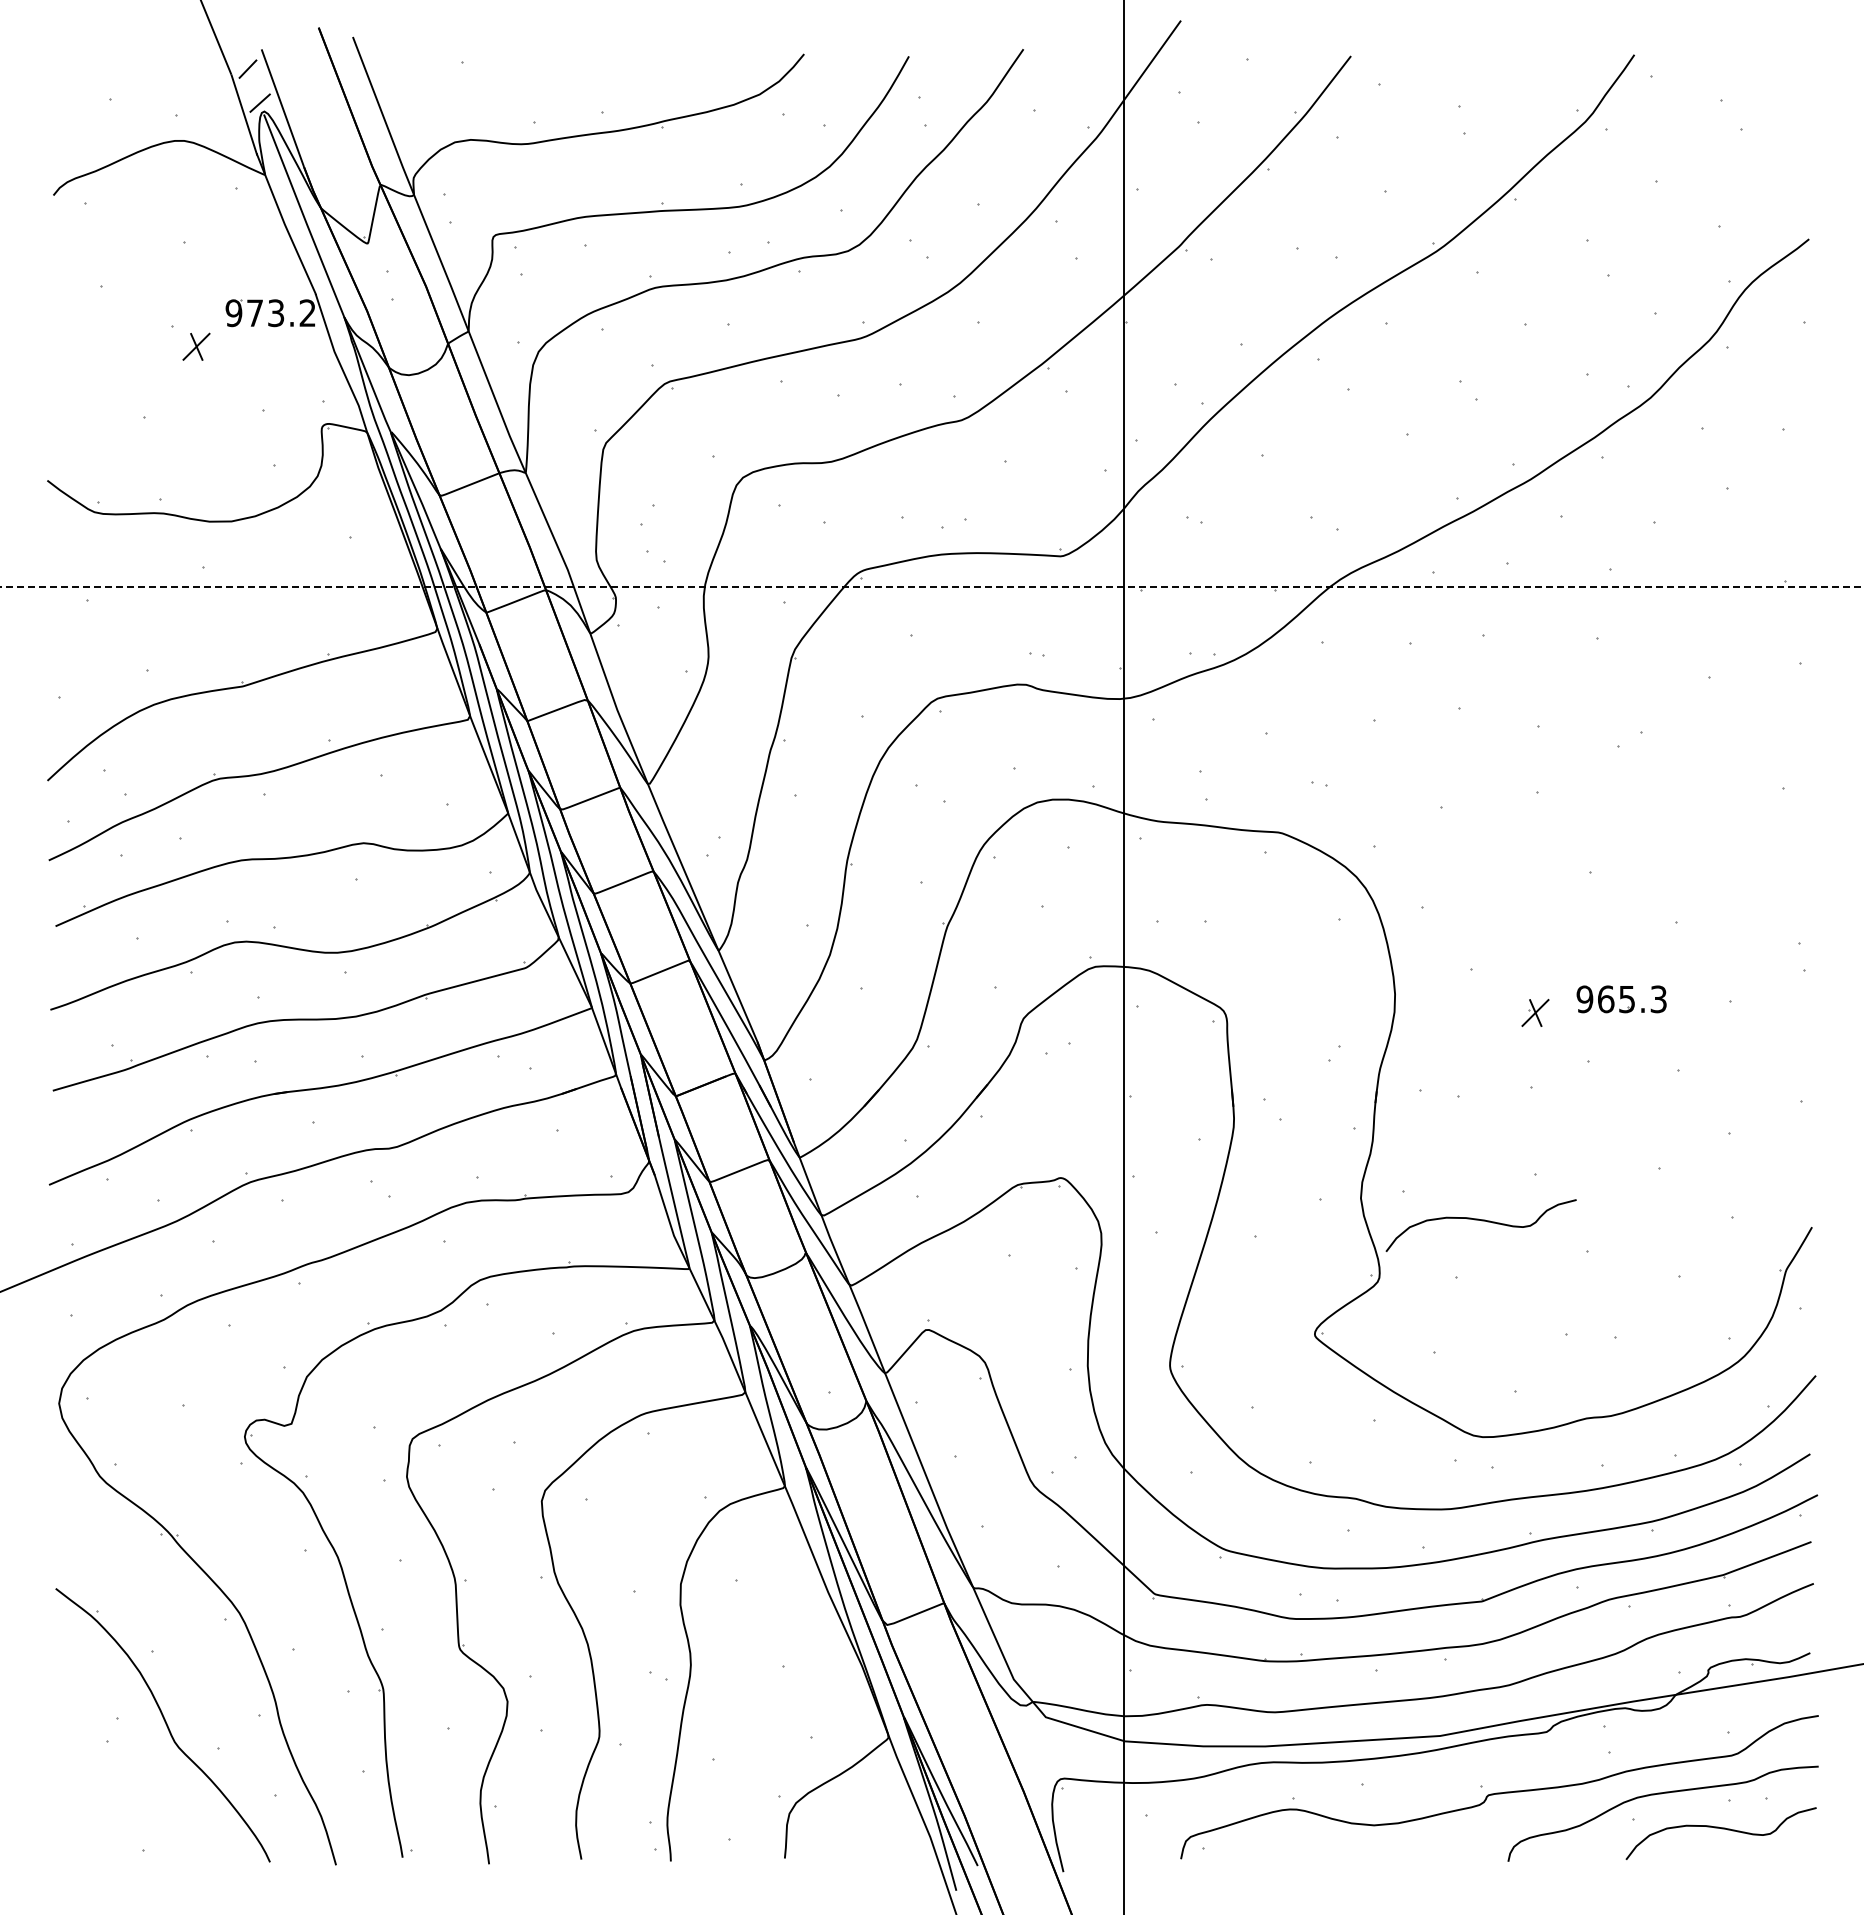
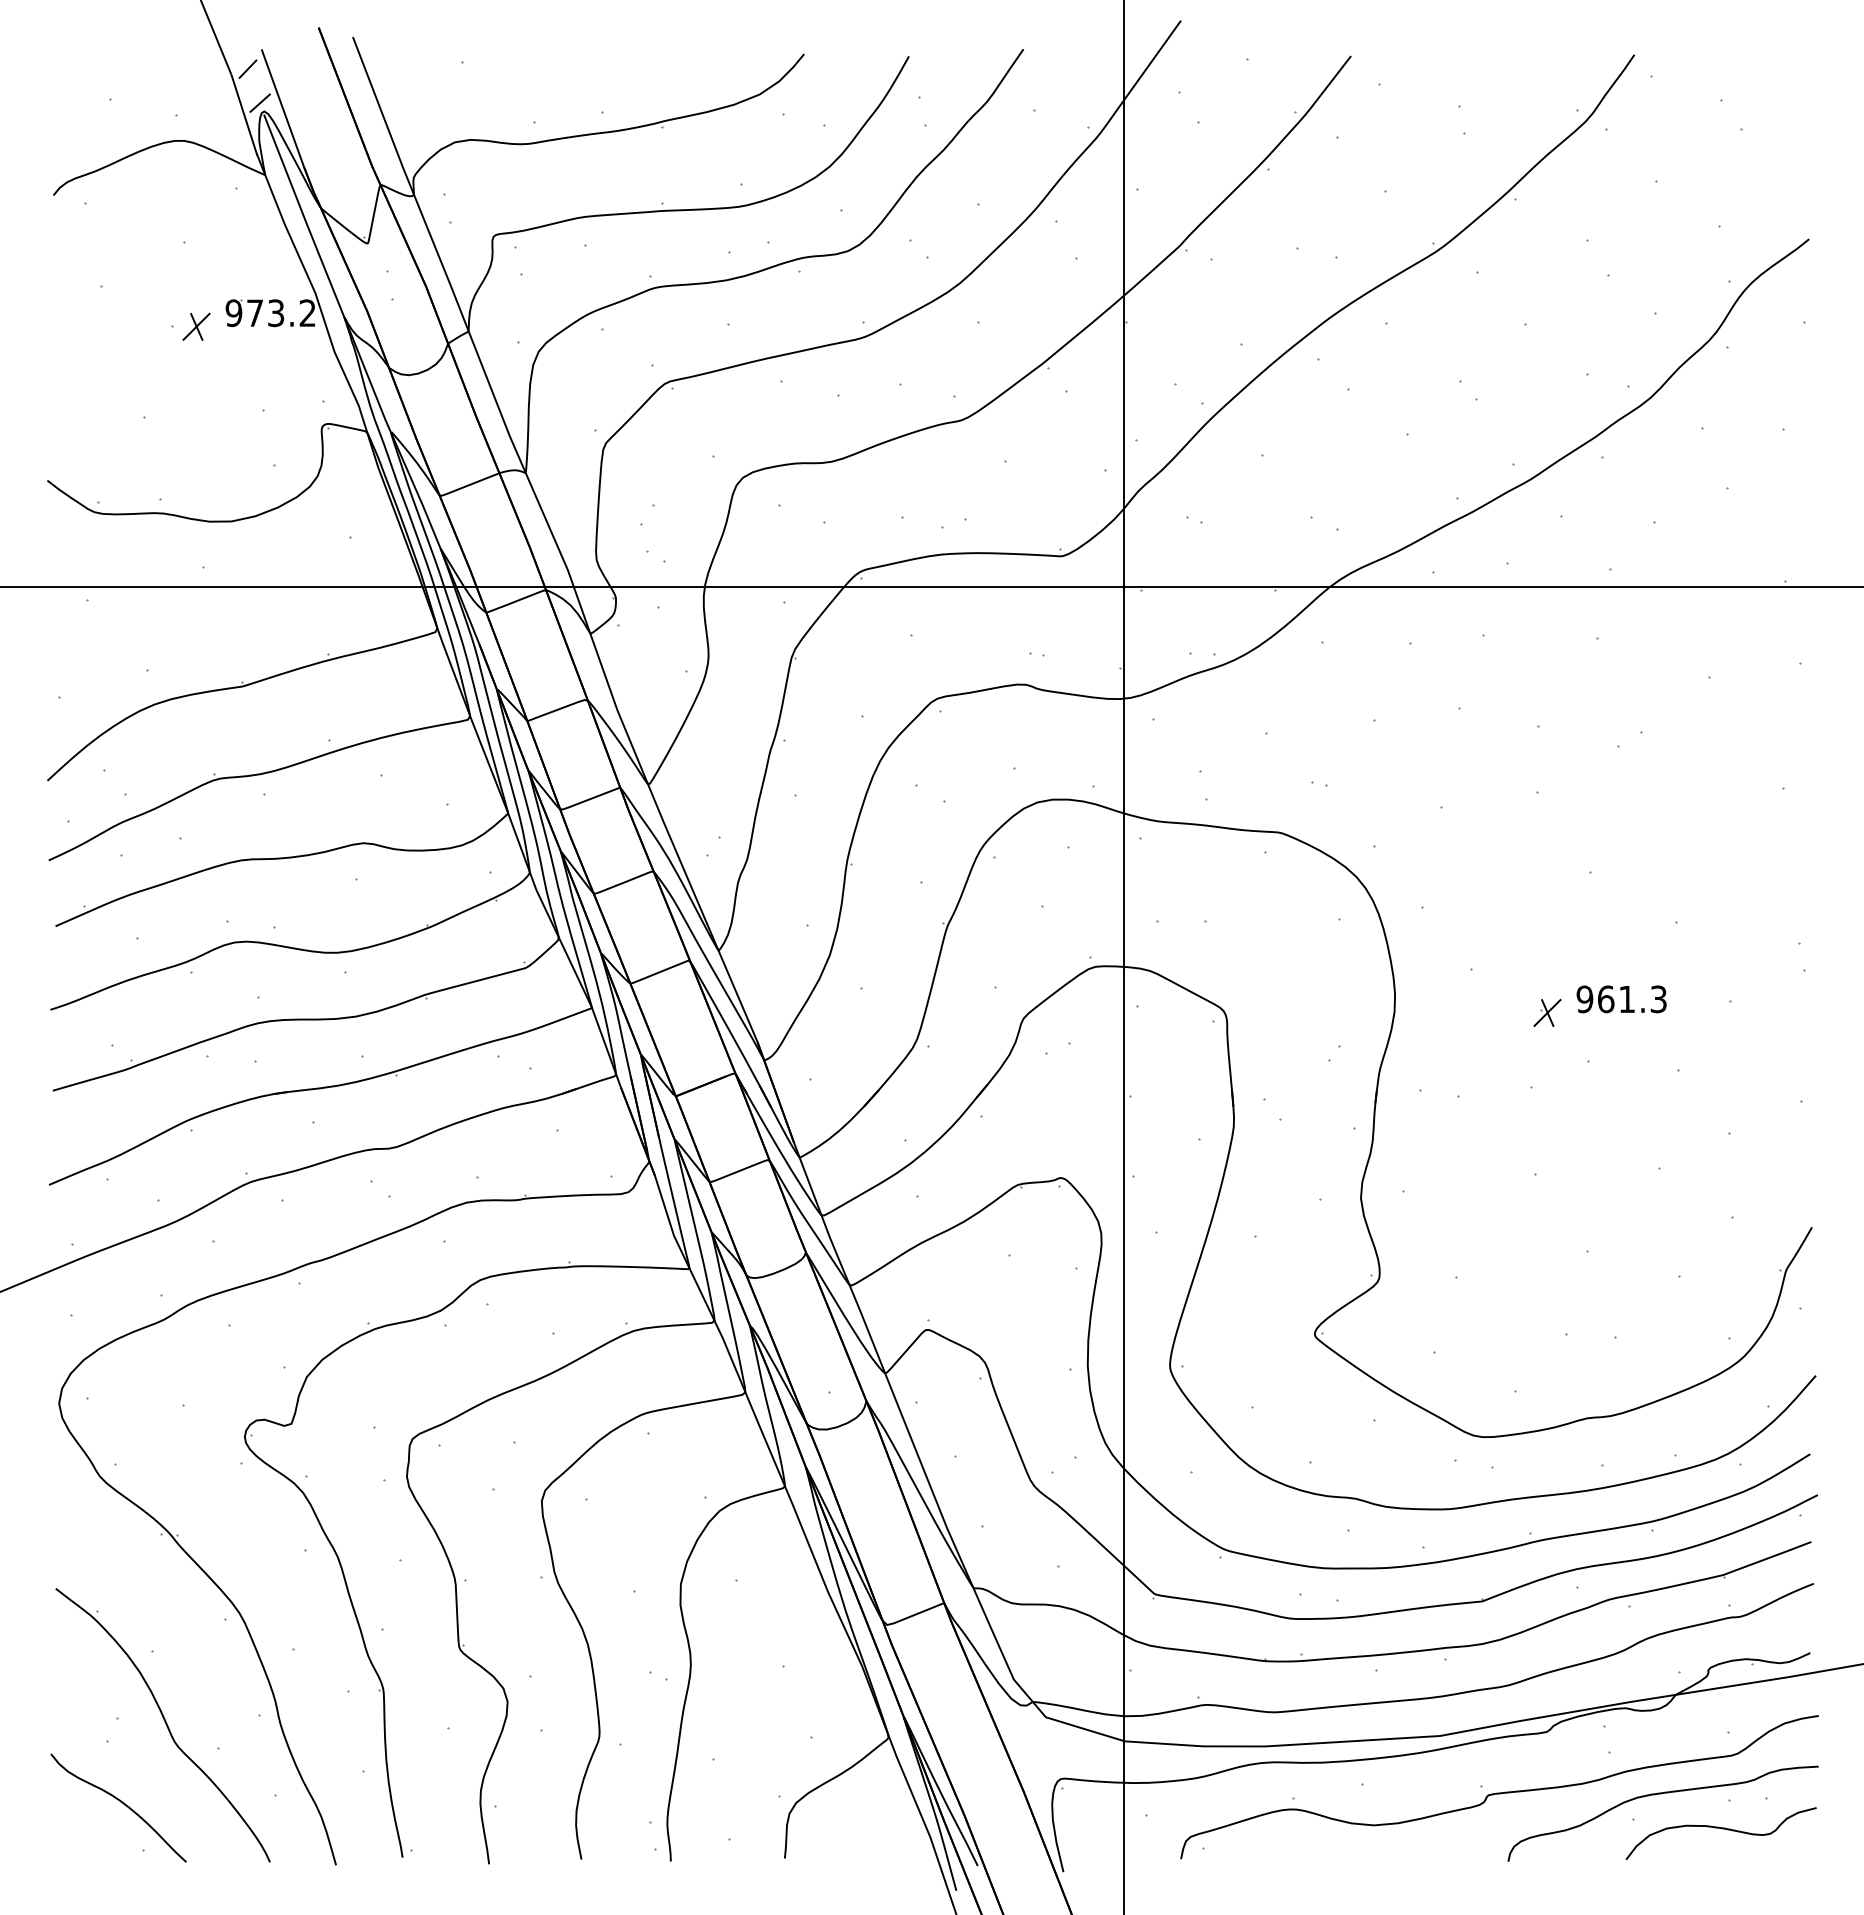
part position: (196, 346) -> (196, 326) (196, 326)
line: dashed -> solid (932, 586)
text: 965.3 -> 961.3 (1626, 999)
part position: (1535, 1012) -> (1547, 1012) (1547, 1012)
curve: present -> none (1481, 1221)
curve: none -> present (120, 1802)
